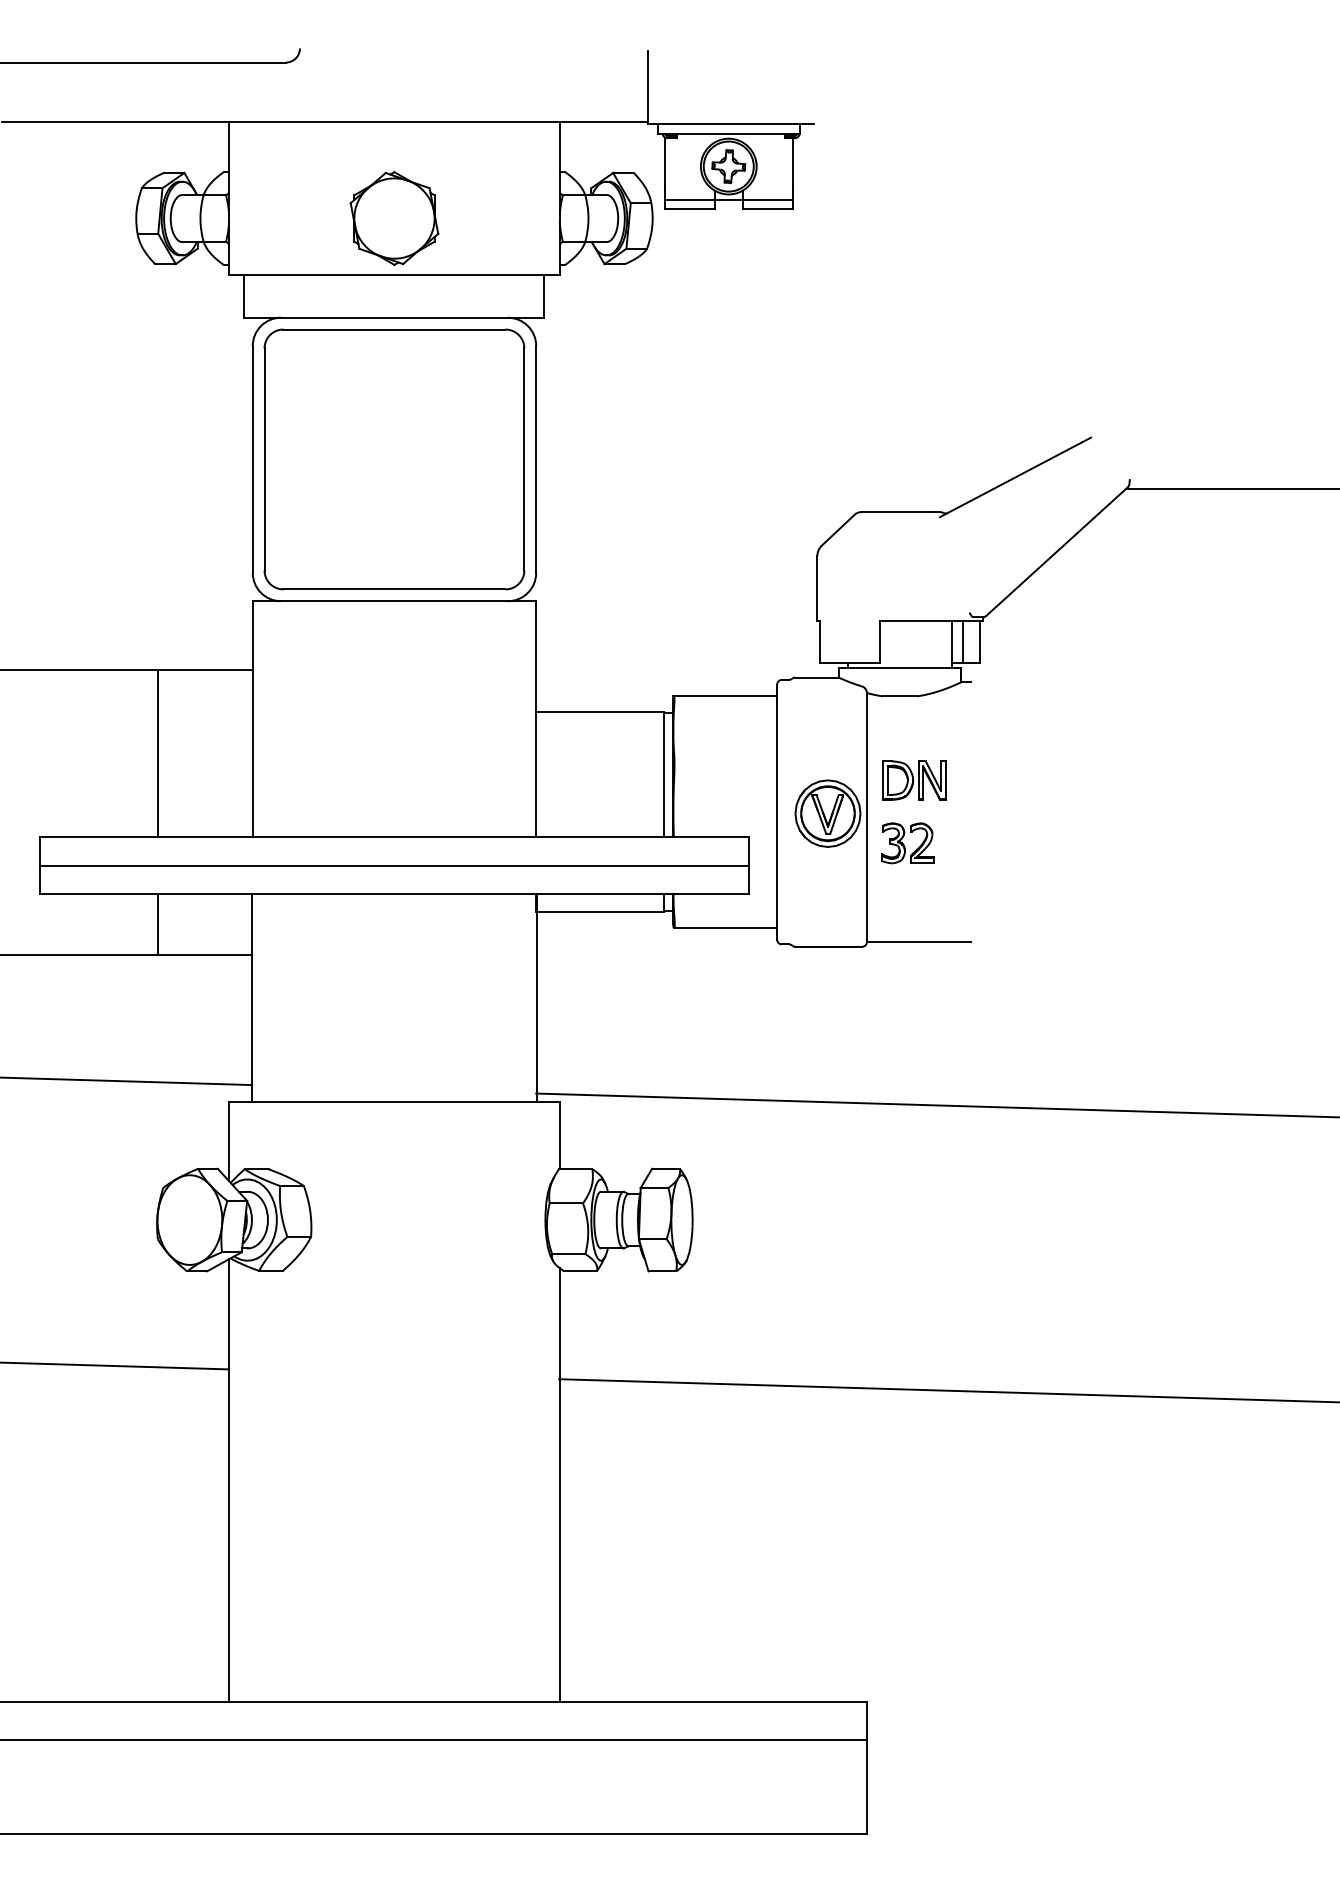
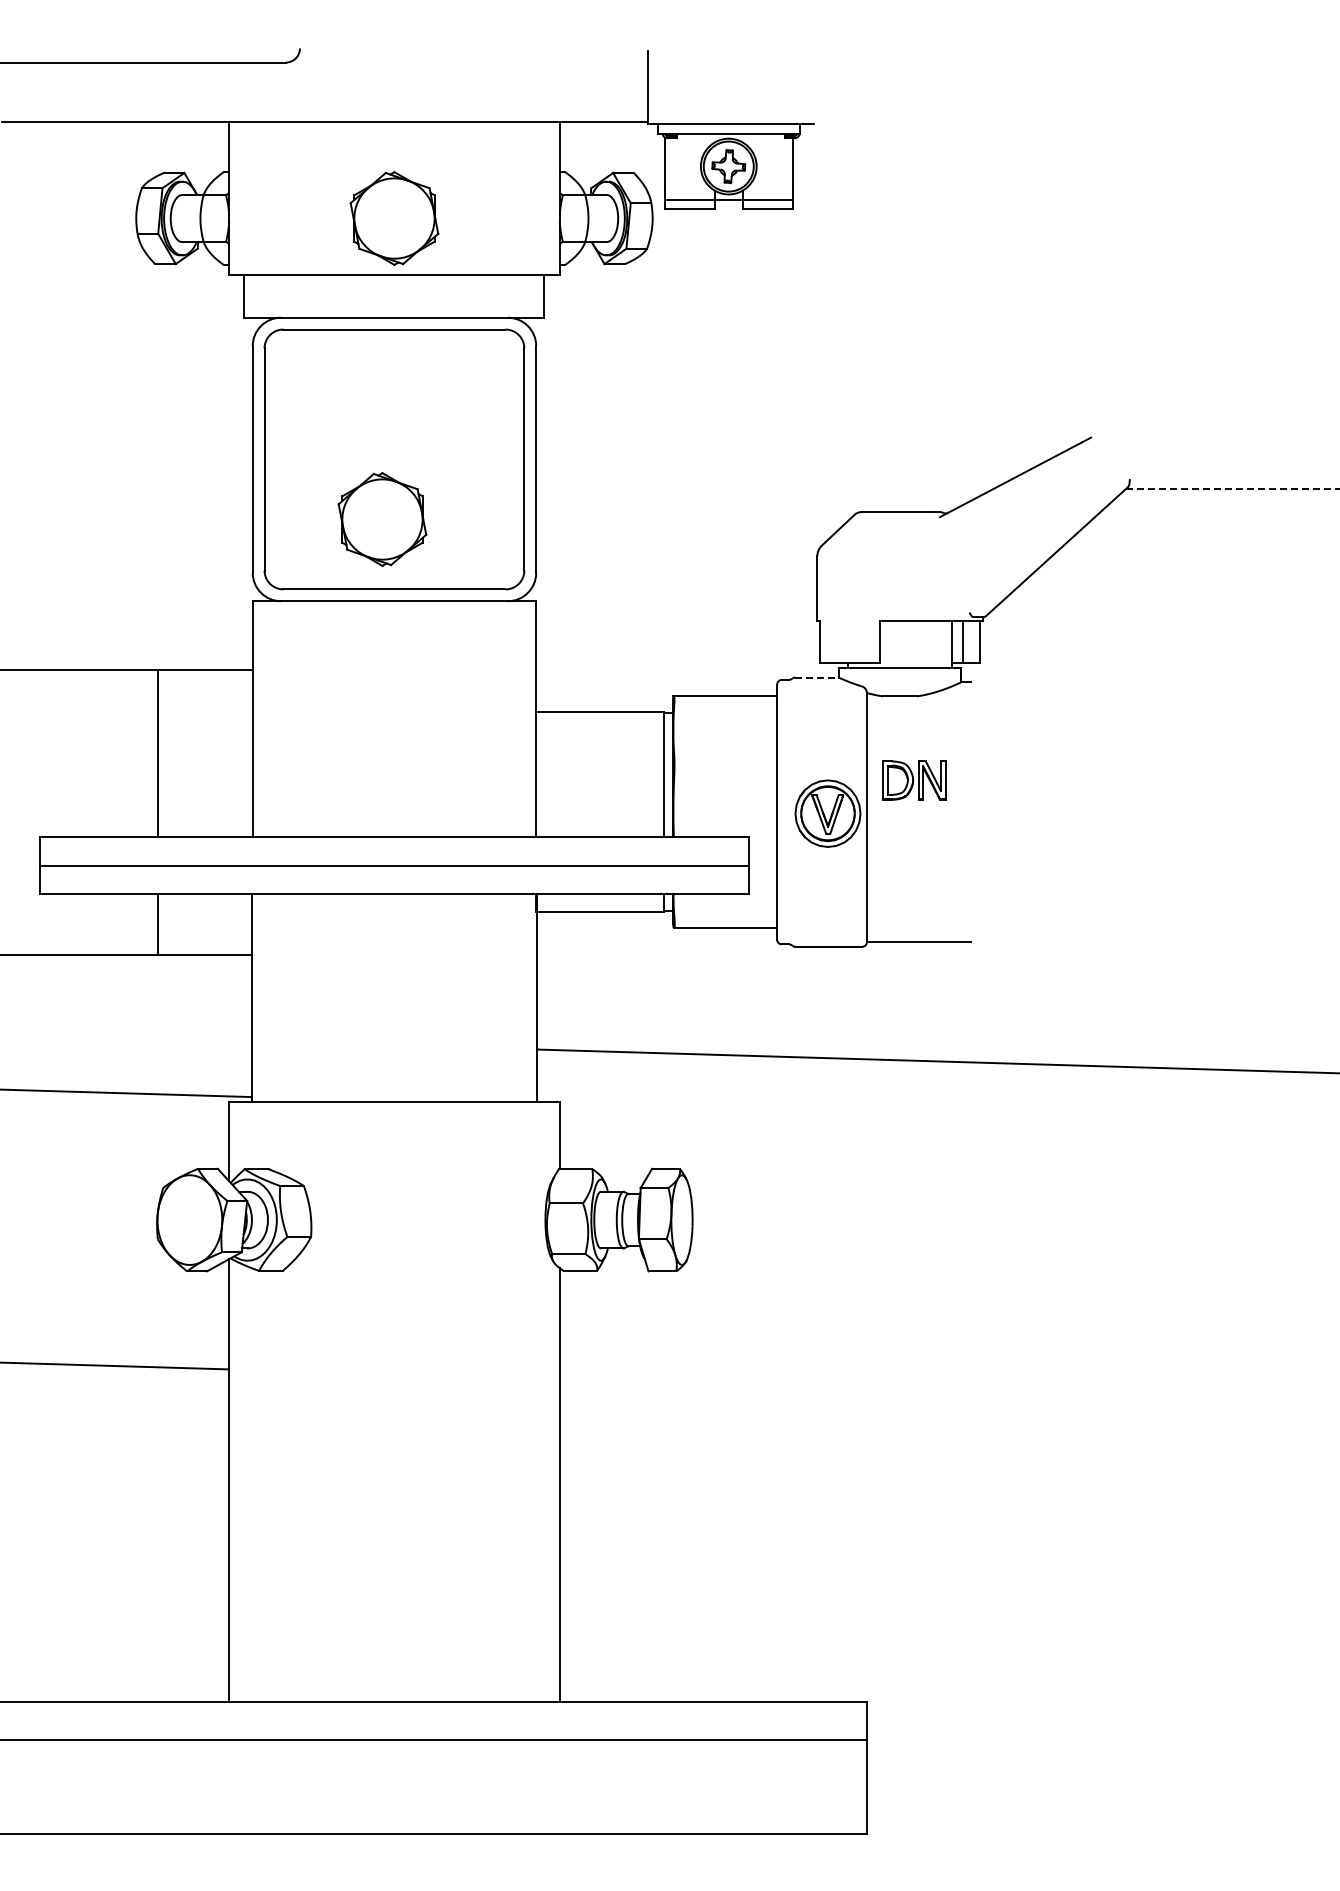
line: solid -> dashed (1233, 488)
part: none -> present (382, 519)
line: solid -> dashed (816, 677)
part: present -> none (907, 843)
line position: (127, 1081) -> (127, 1093) (127, 1093)
line position: (936, 1105) -> (936, 1061) (936, 1061)
line: present -> none (947, 1390)
